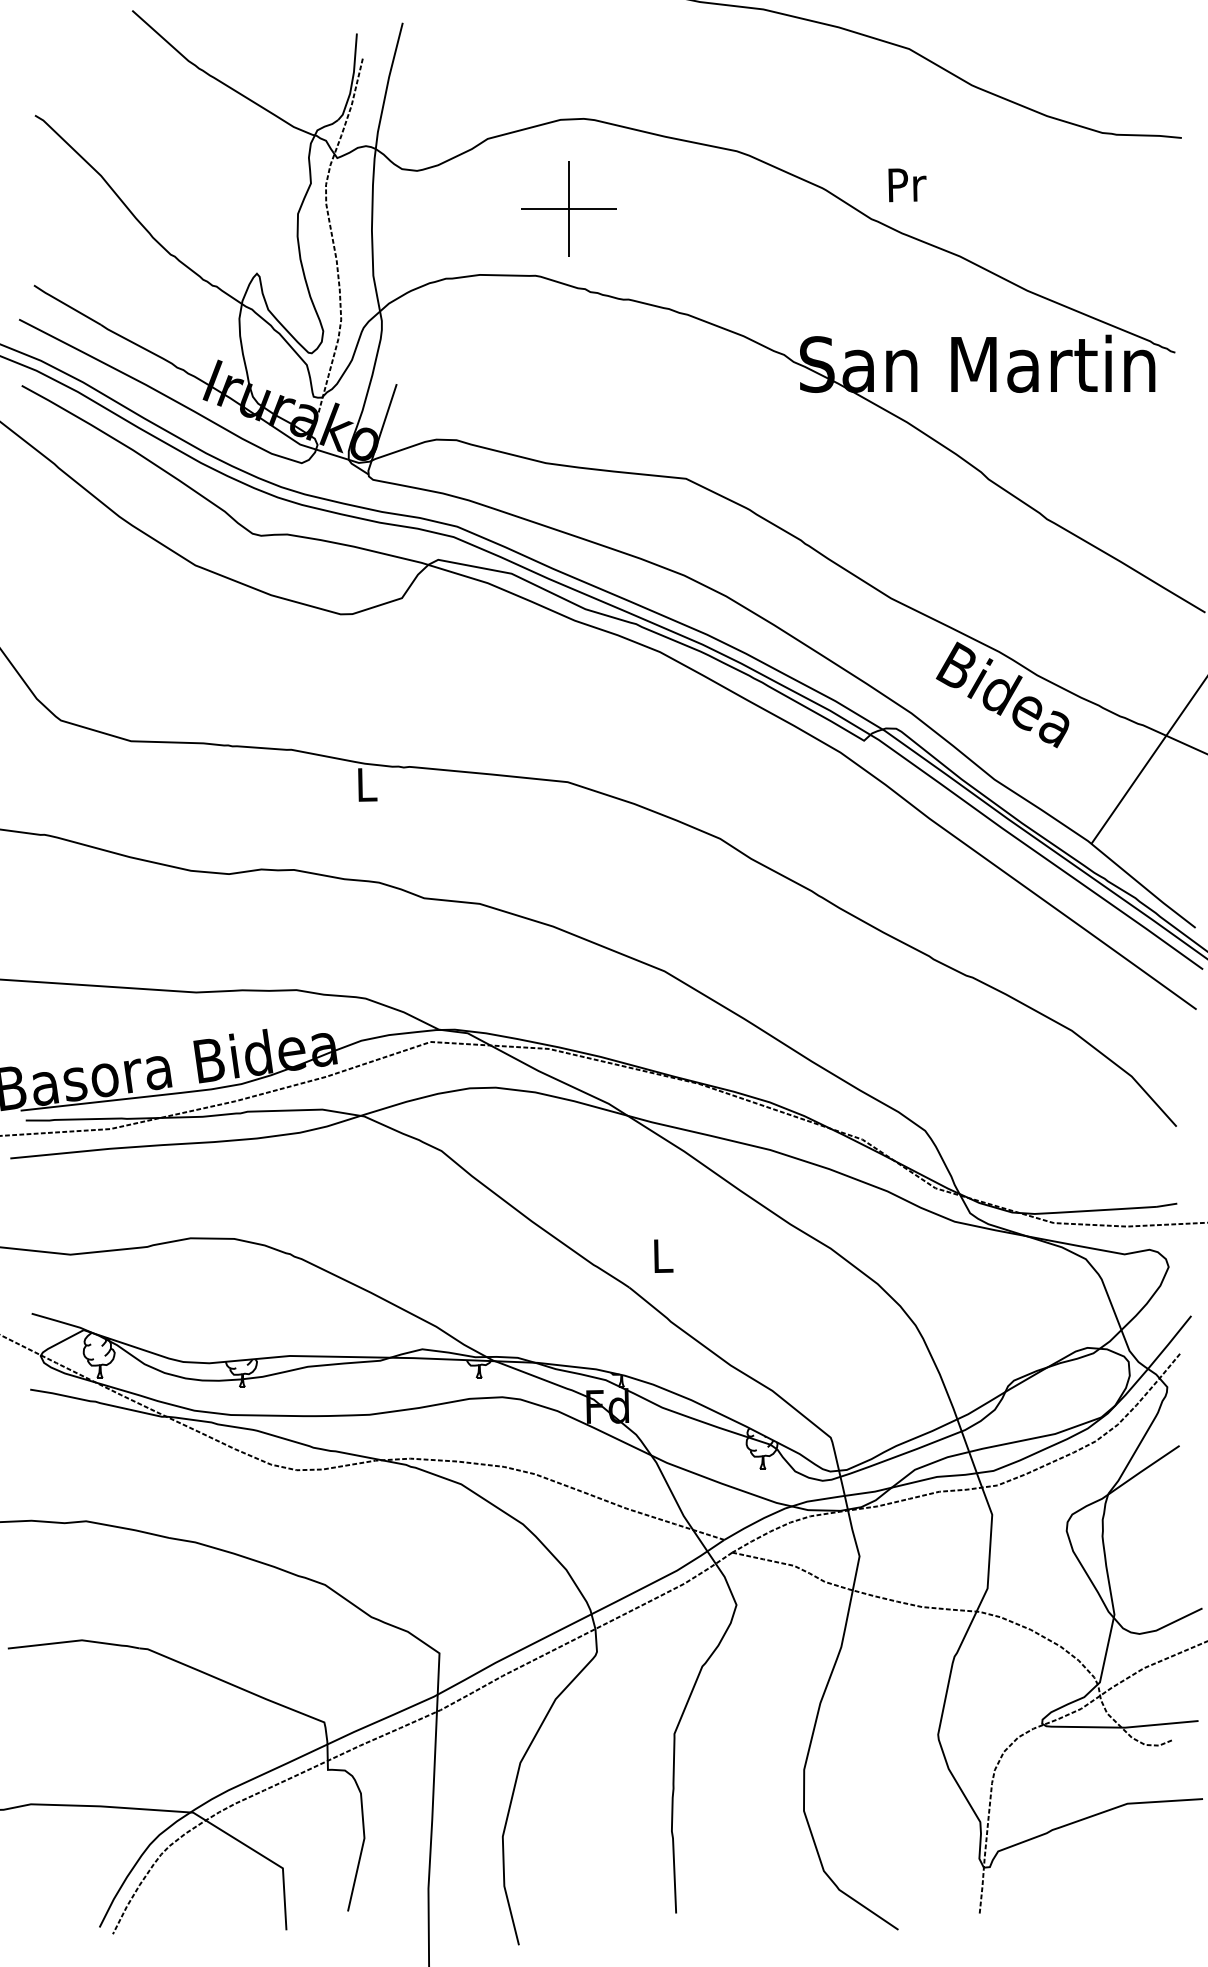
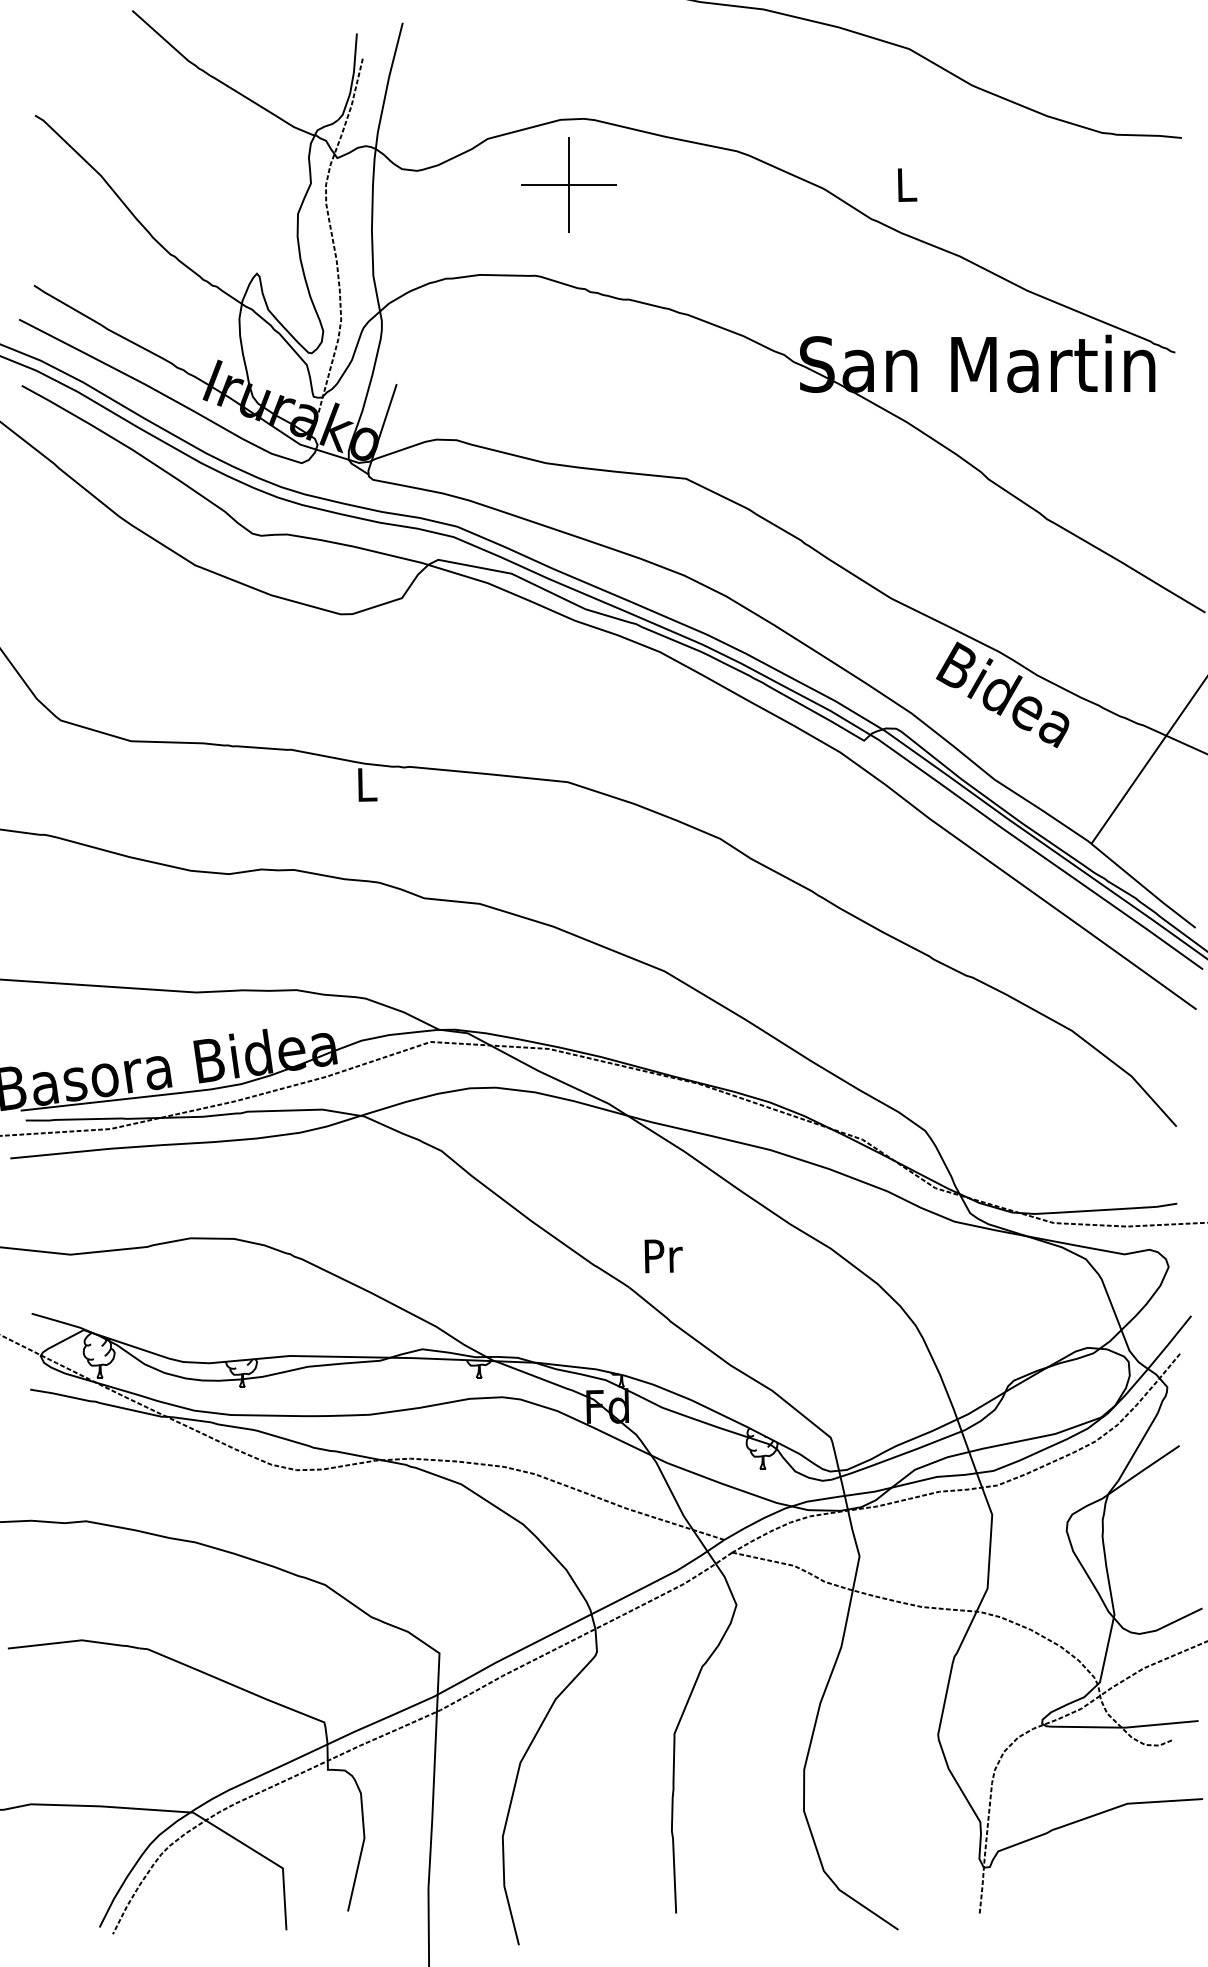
text: Pr -> L (907, 185)
part position: (568, 208) -> (568, 184) (568, 184)
text: L -> Pr (663, 1256)
